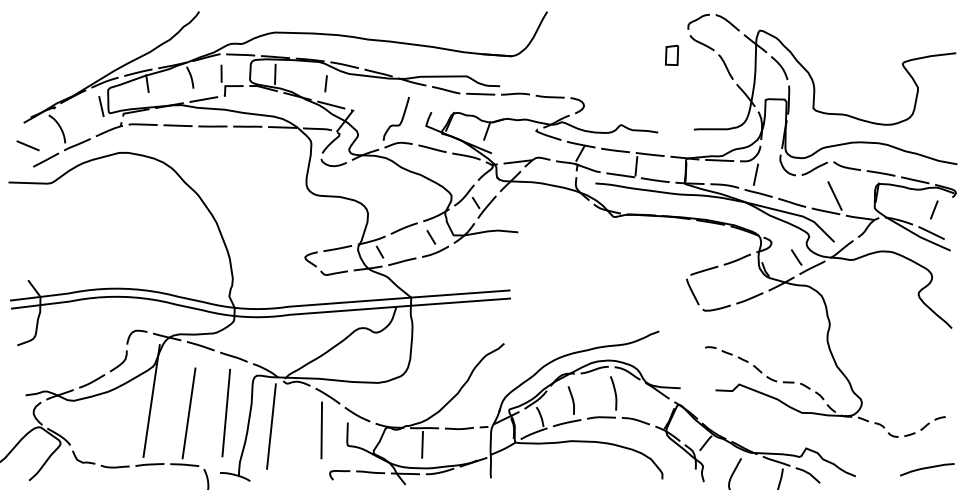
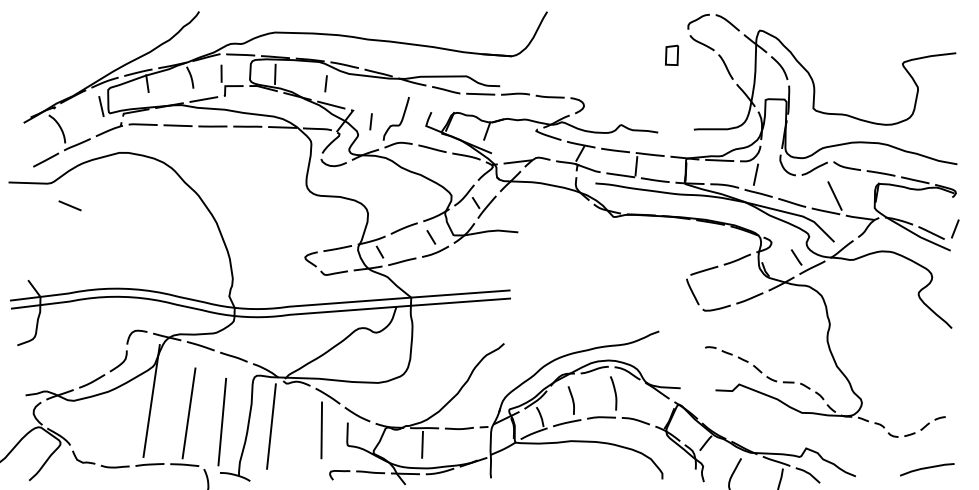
line: none -> present (370, 121)
line position: (27, 145) -> (69, 205) (69, 205)
line position: (934, 209) -> (955, 228) (955, 228)
line position: (225, 413) -> (221, 422) (221, 422)
